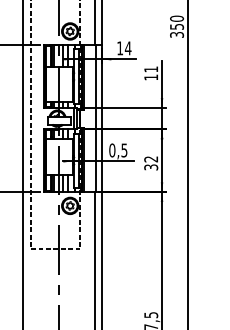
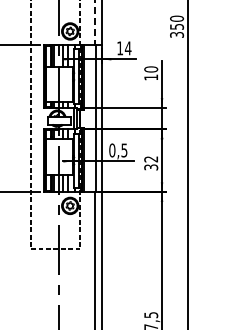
line: solid -> dashed (95, 23)
text: 11 -> 10 (151, 69)
line: present -> none (23, 164)
